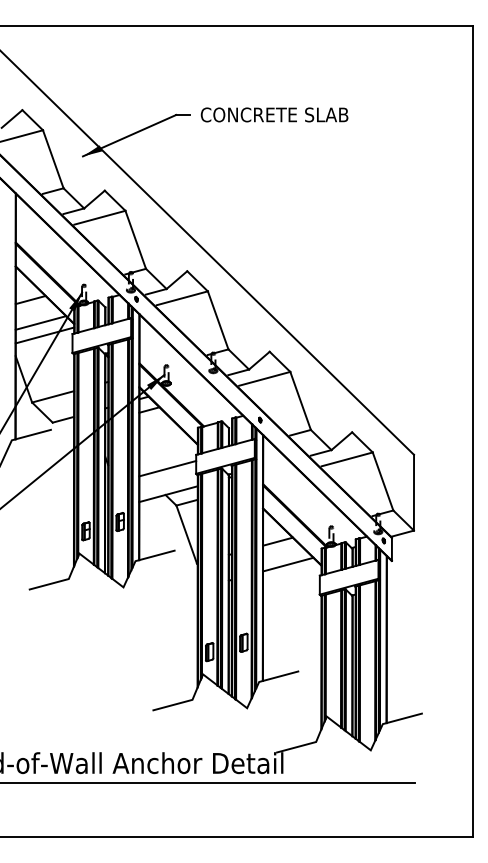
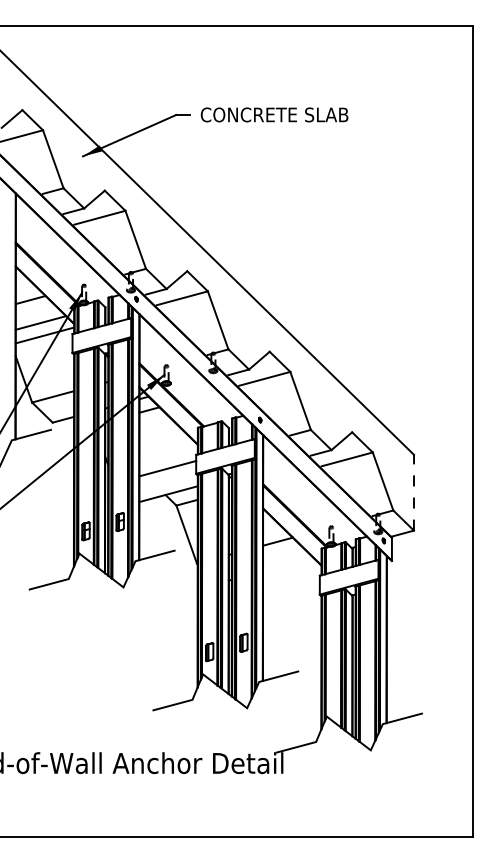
line: solid -> dashed (413, 492)
line: present -> none (288, 564)
line: present -> none (208, 782)
